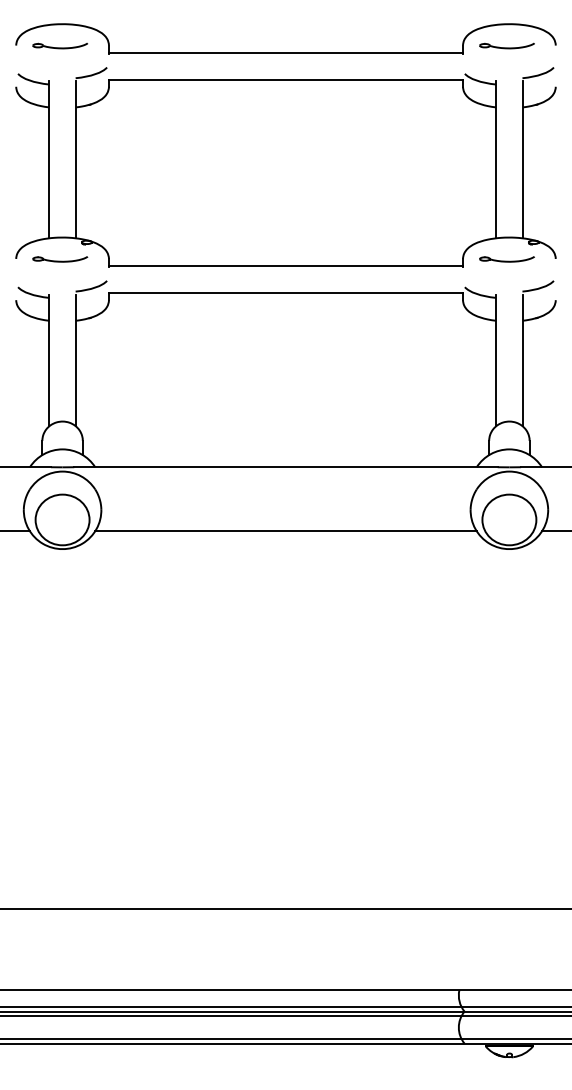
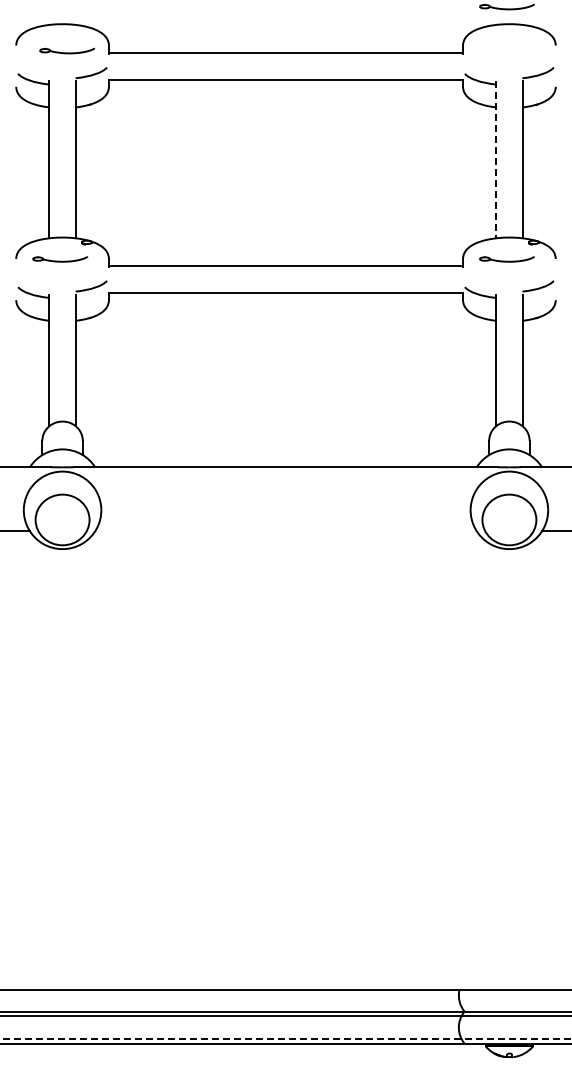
part position: (60, 45) -> (67, 50) (67, 50)
part position: (506, 45) -> (506, 6) (506, 6)
line: solid -> dashed (495, 160)
line: present -> none (285, 531)
line: present -> none (285, 908)
line: present -> none (285, 1007)
line: solid -> dashed (286, 1039)
